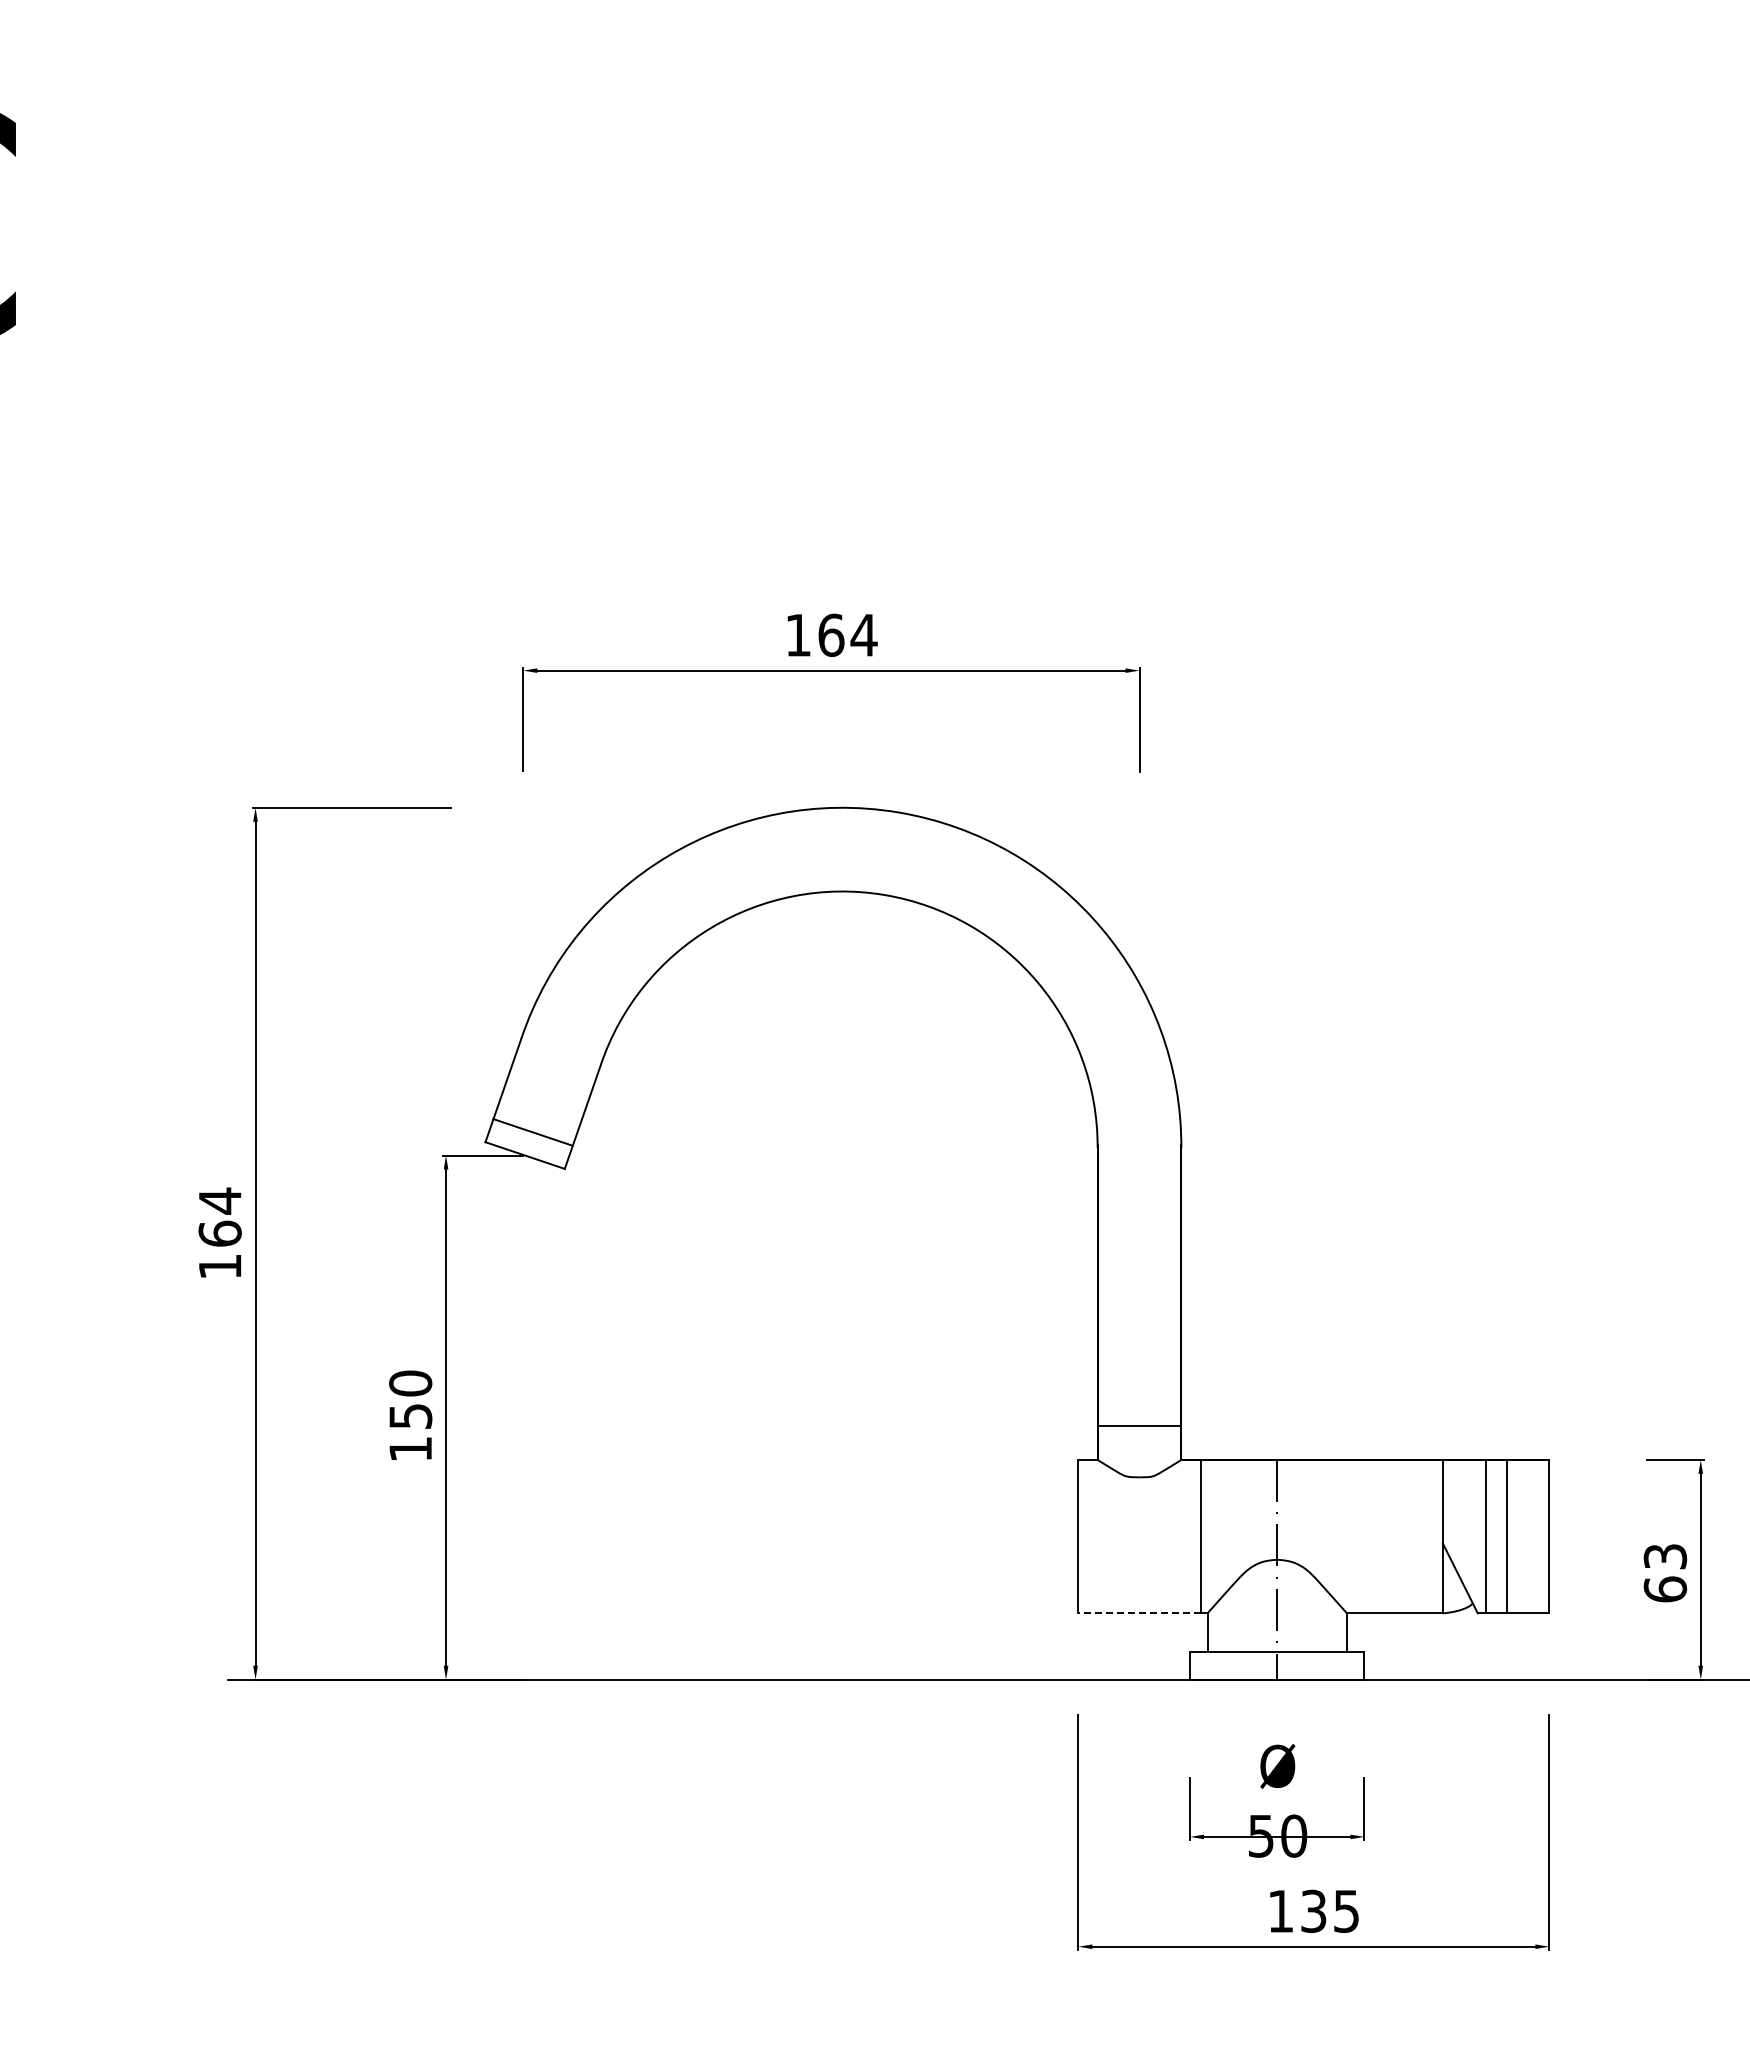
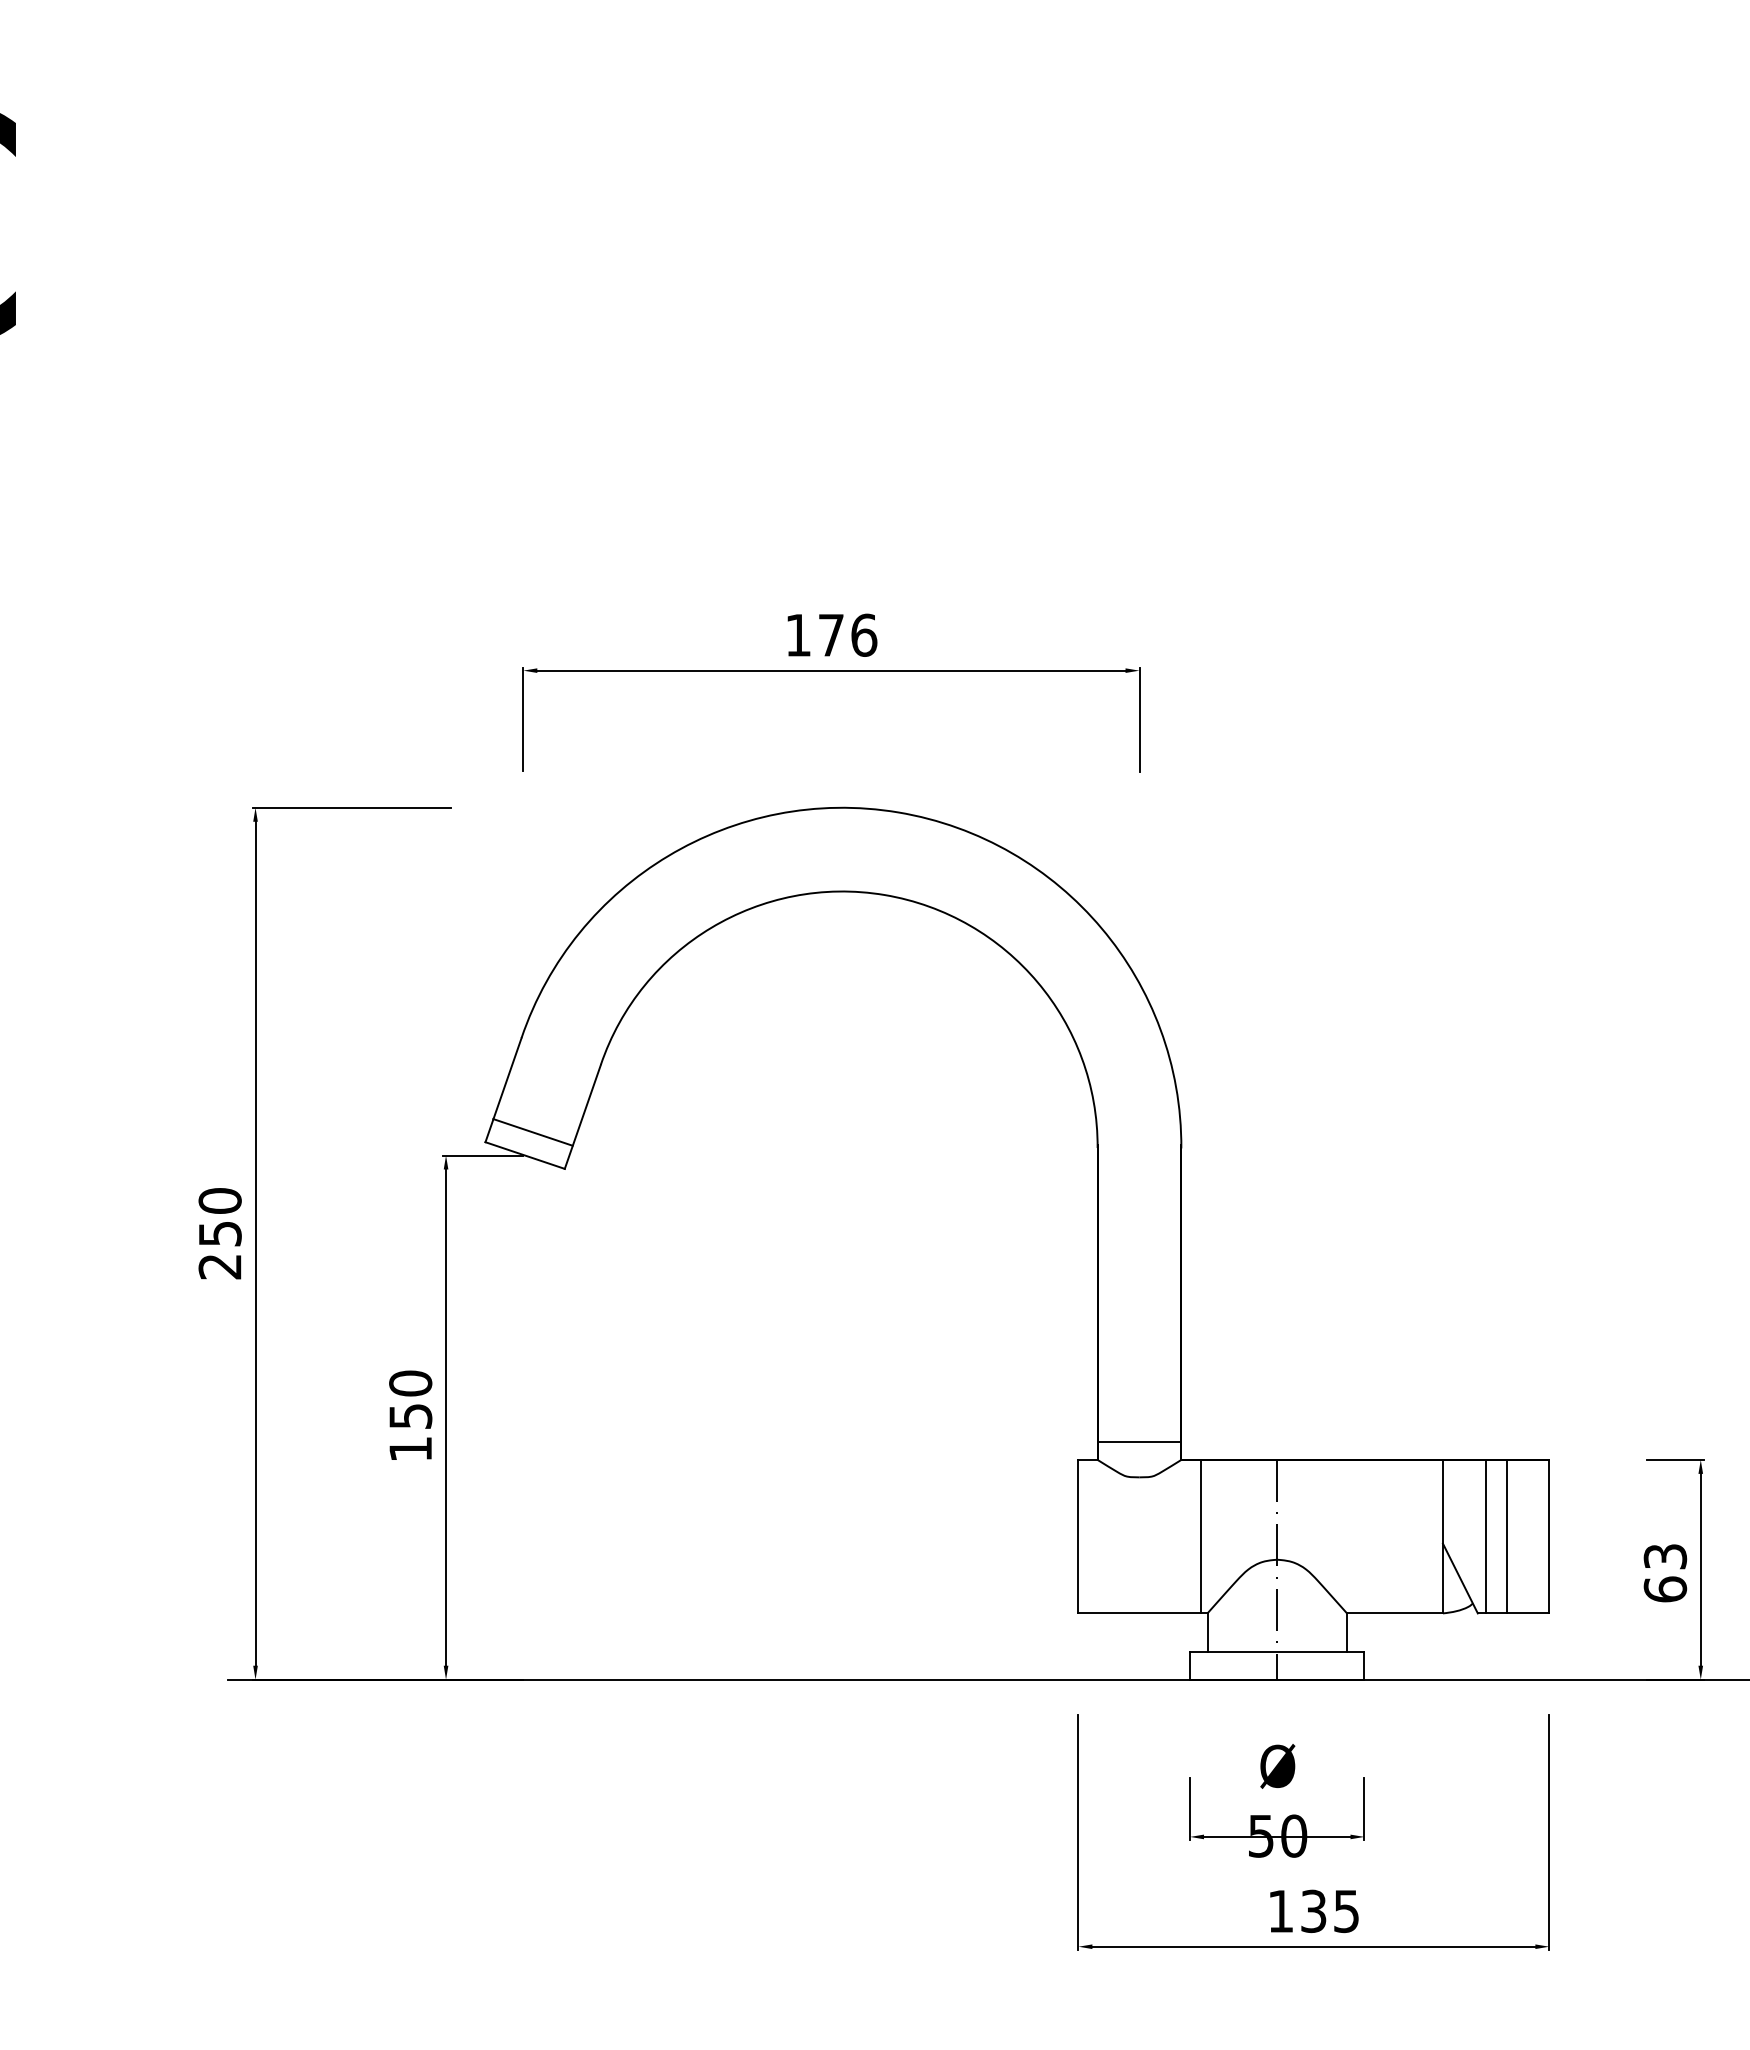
text: 164 -> 176 (847, 634)
text: 164 -> 250 (219, 1233)
line position: (1139, 1426) -> (1139, 1442) (1139, 1442)
line: dashed -> solid (1138, 1613)
